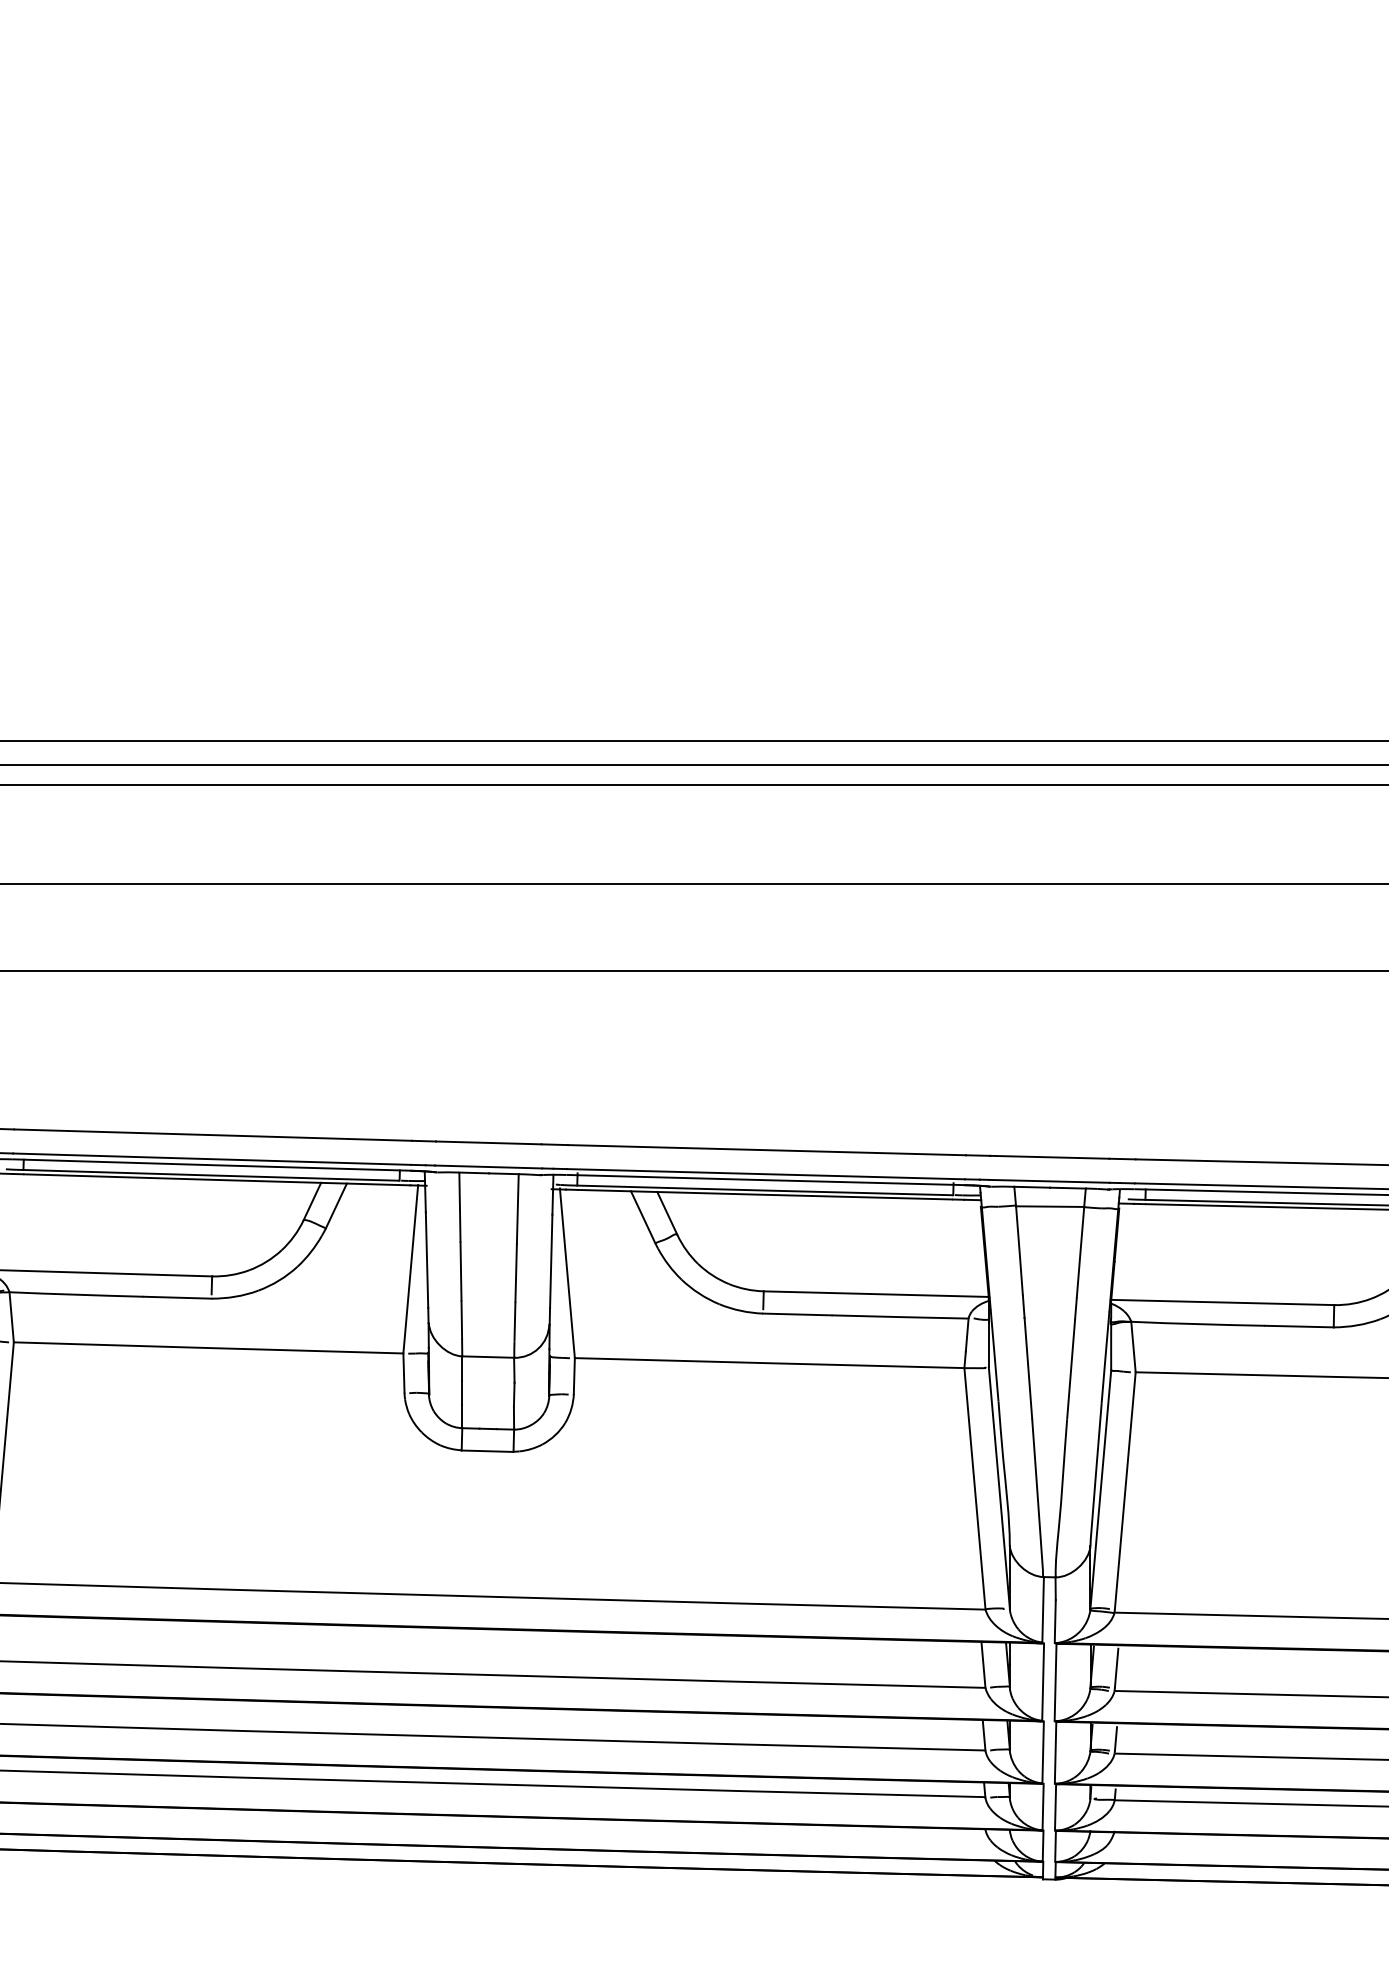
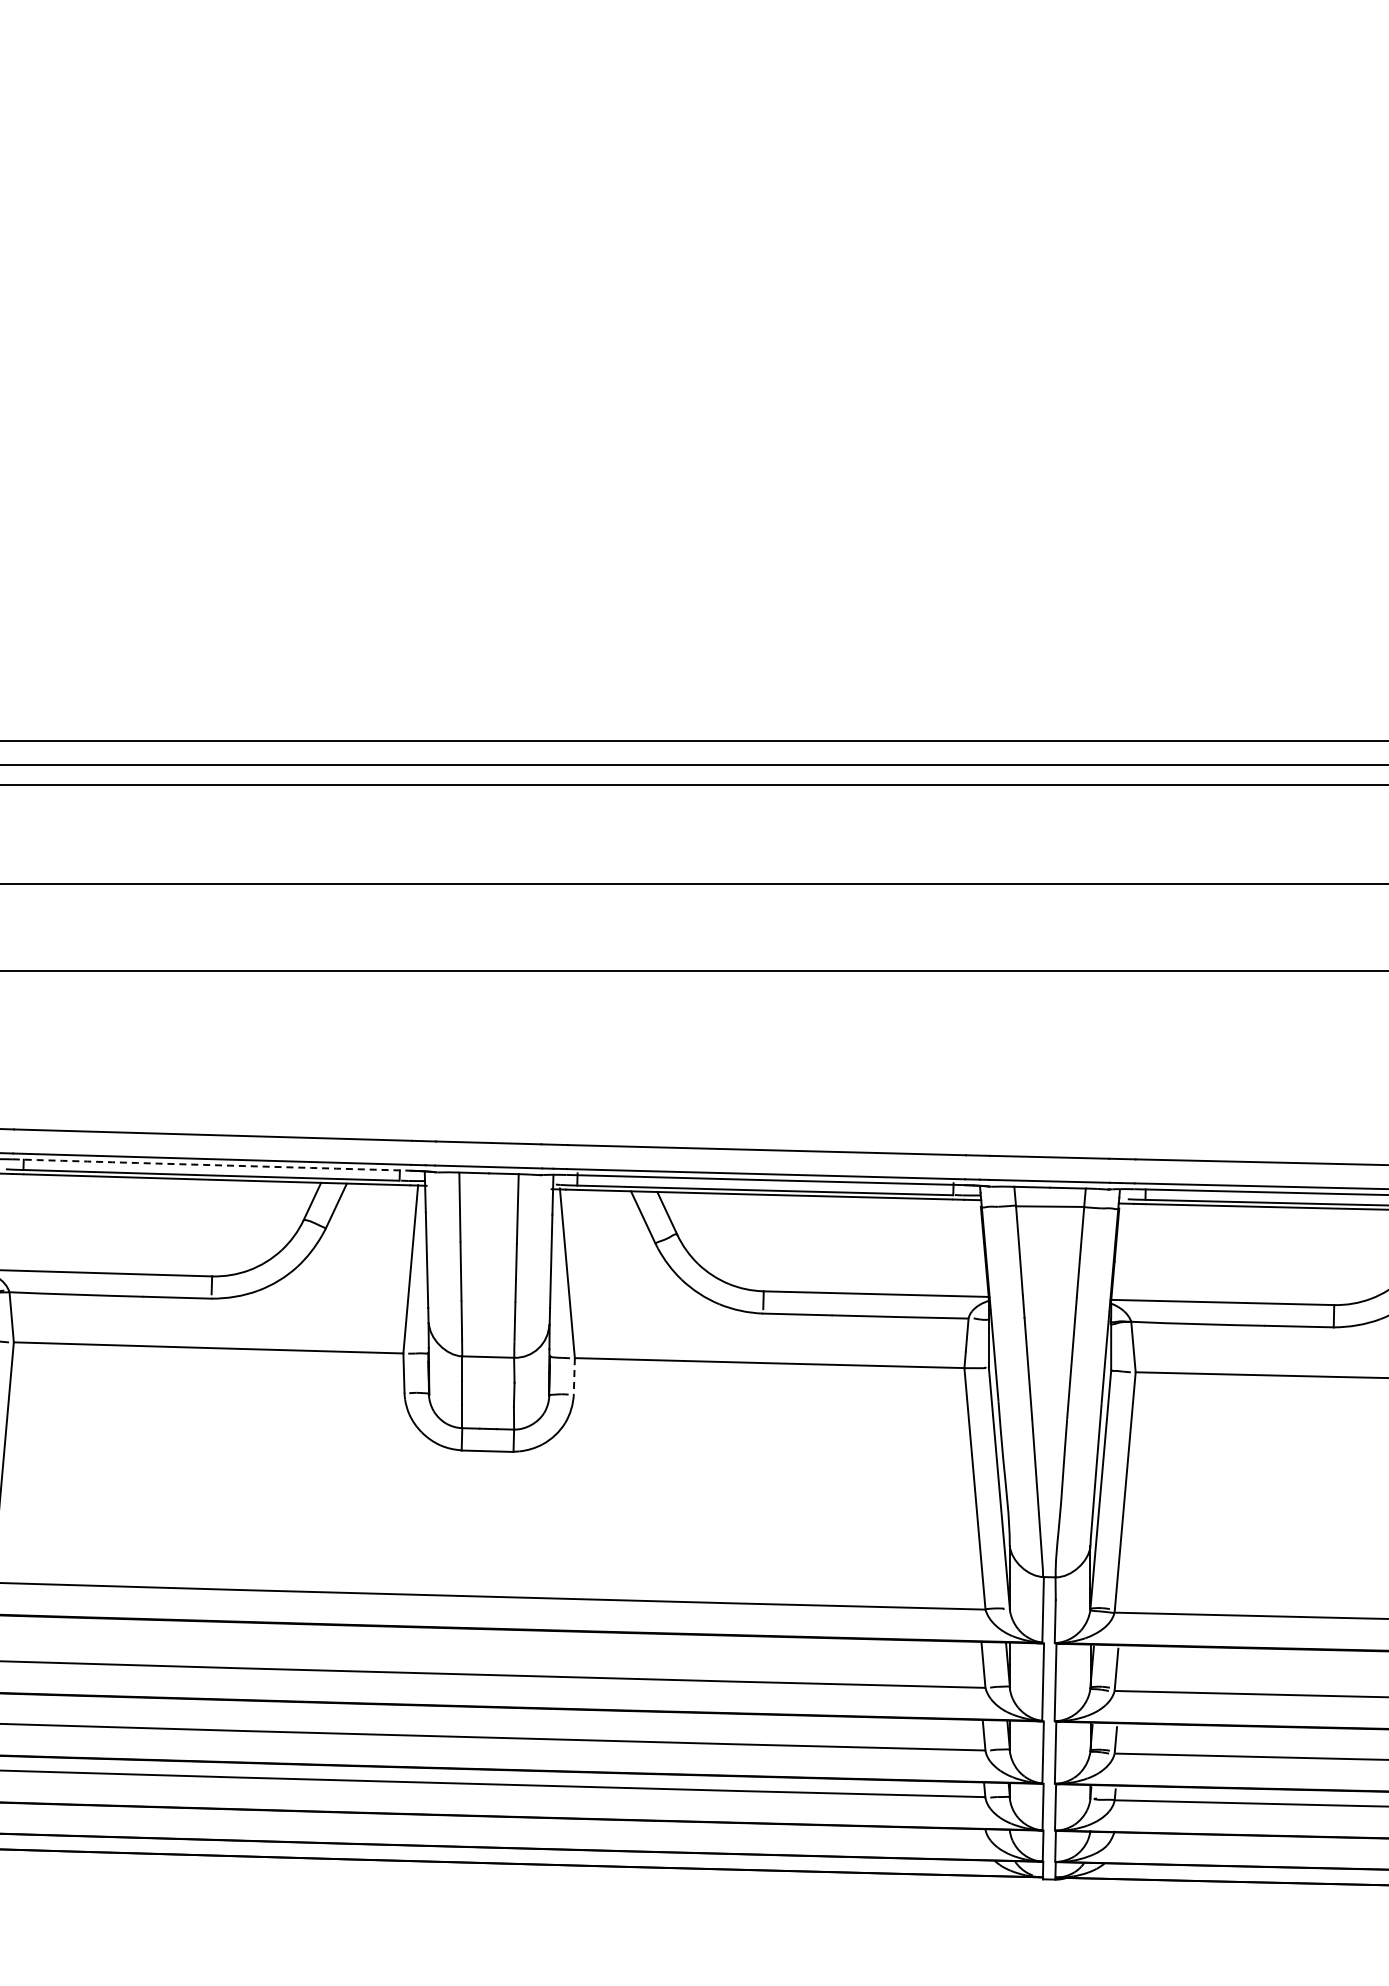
arc: solid -> dashed (211, 1165)
line: solid -> dashed (574, 1376)
